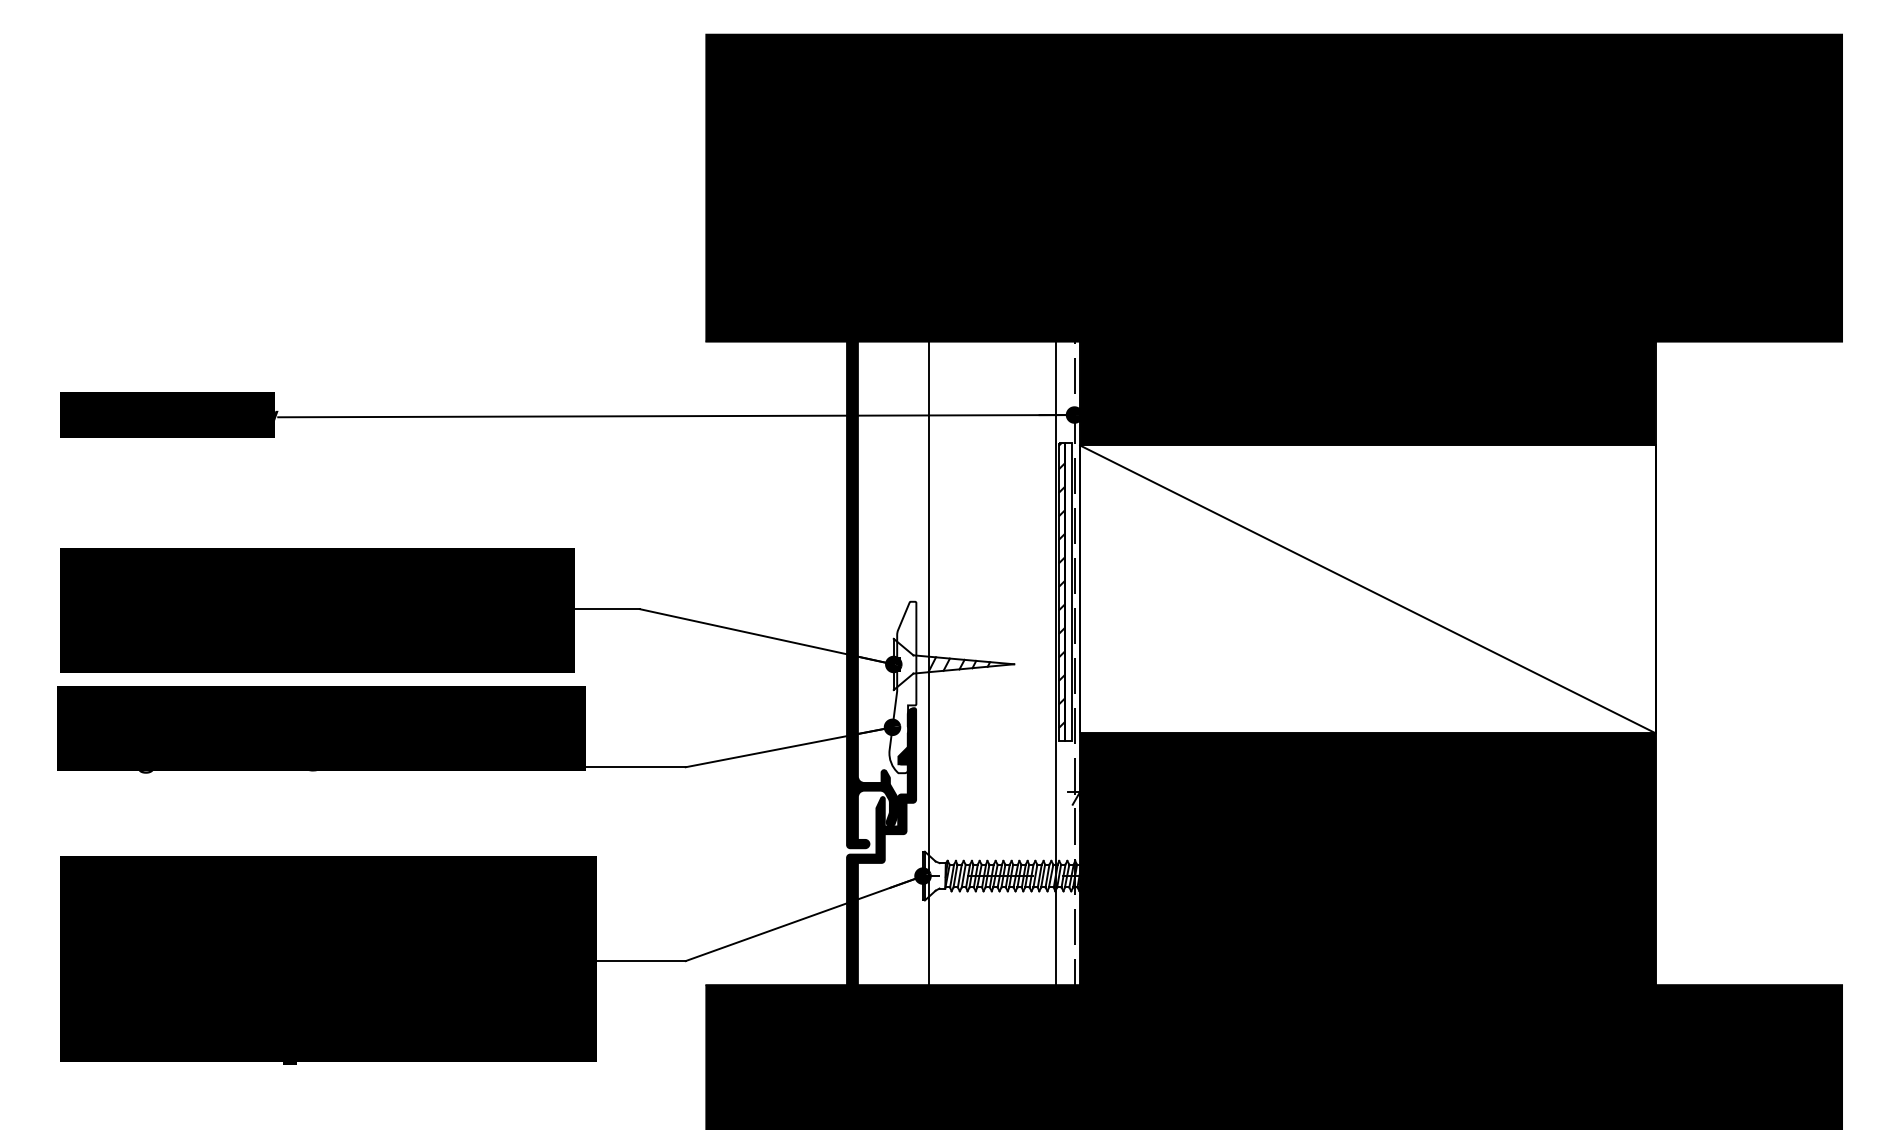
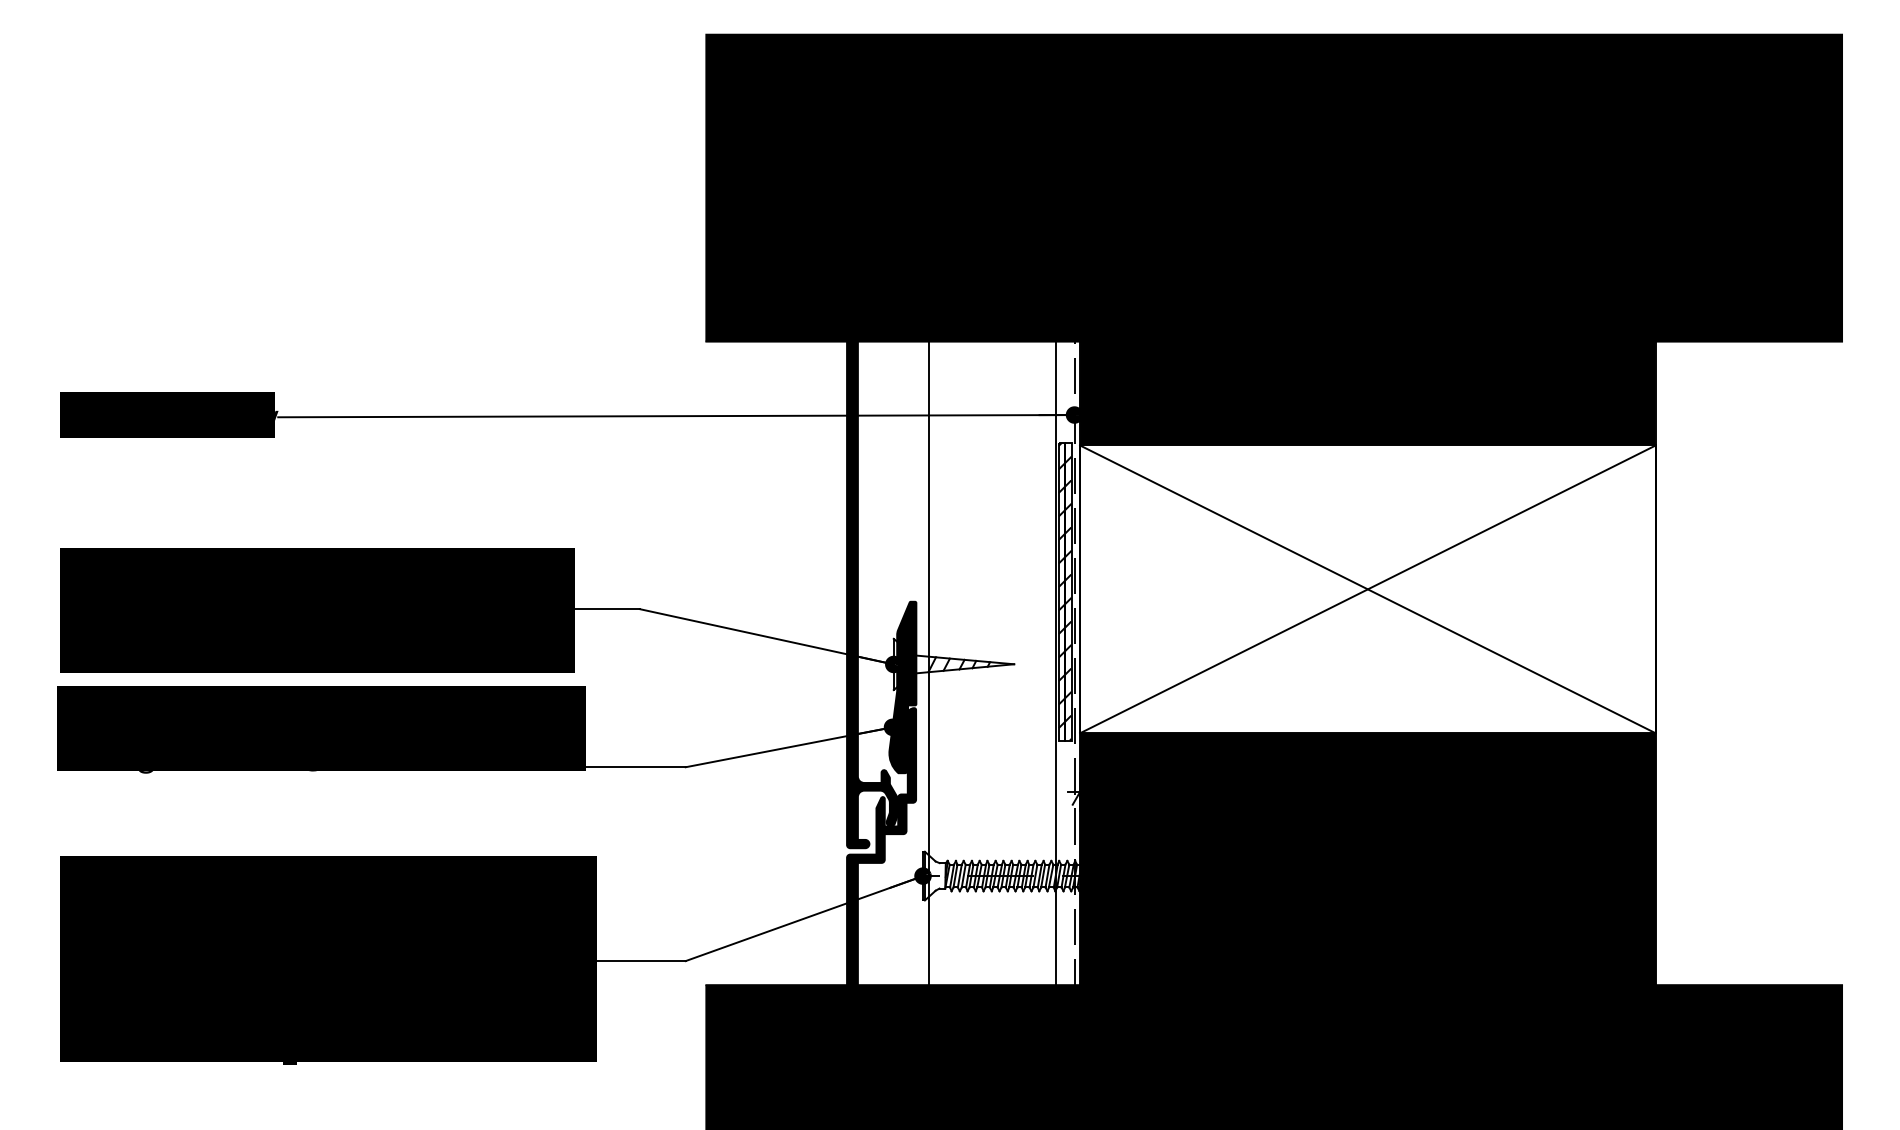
line: none -> present (1367, 589)
hatch: none -> present (1068, 598)
fill: none -> present (902, 687)
